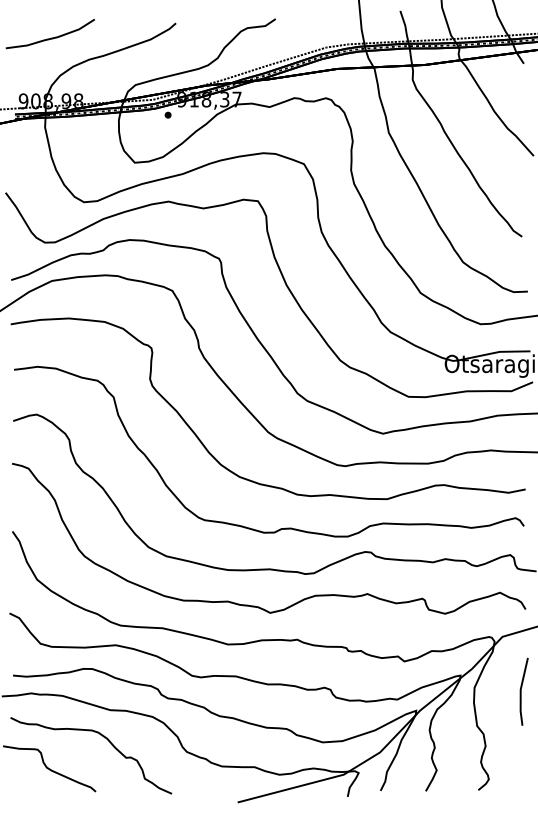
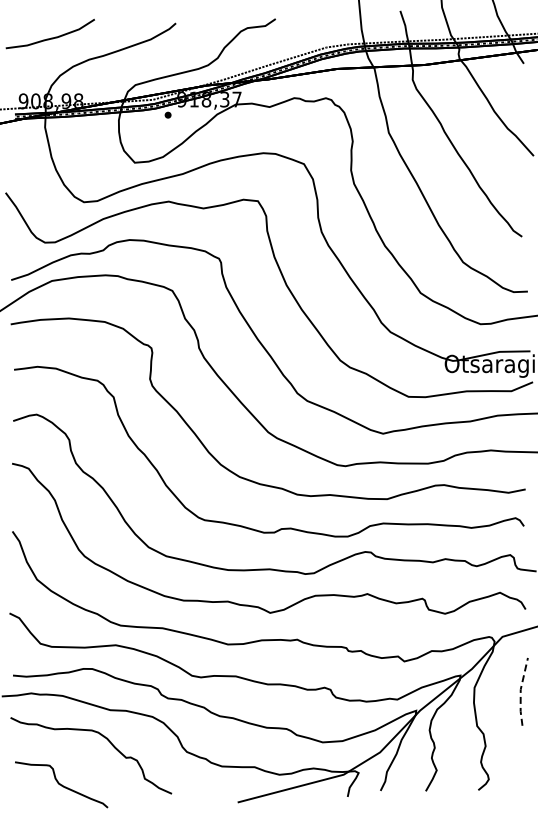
line: solid -> dashed (520, 691)
curve position: (49, 768) -> (61, 784) (61, 784)
